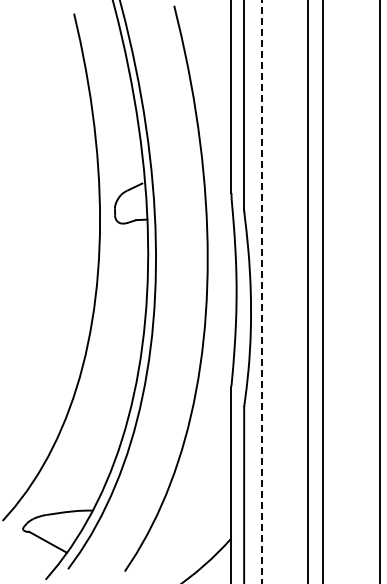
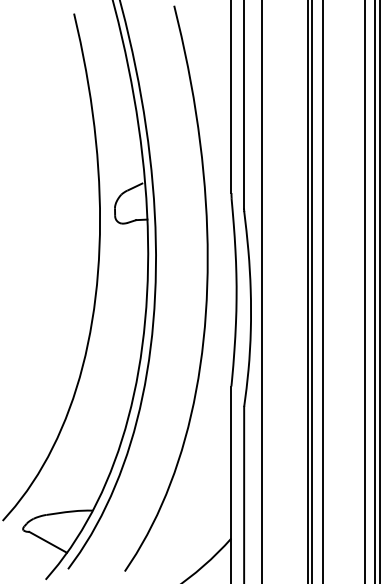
line: dashed -> solid (261, 291)
line: none -> present (312, 291)
line: none -> present (364, 291)
line: none -> present (375, 291)
